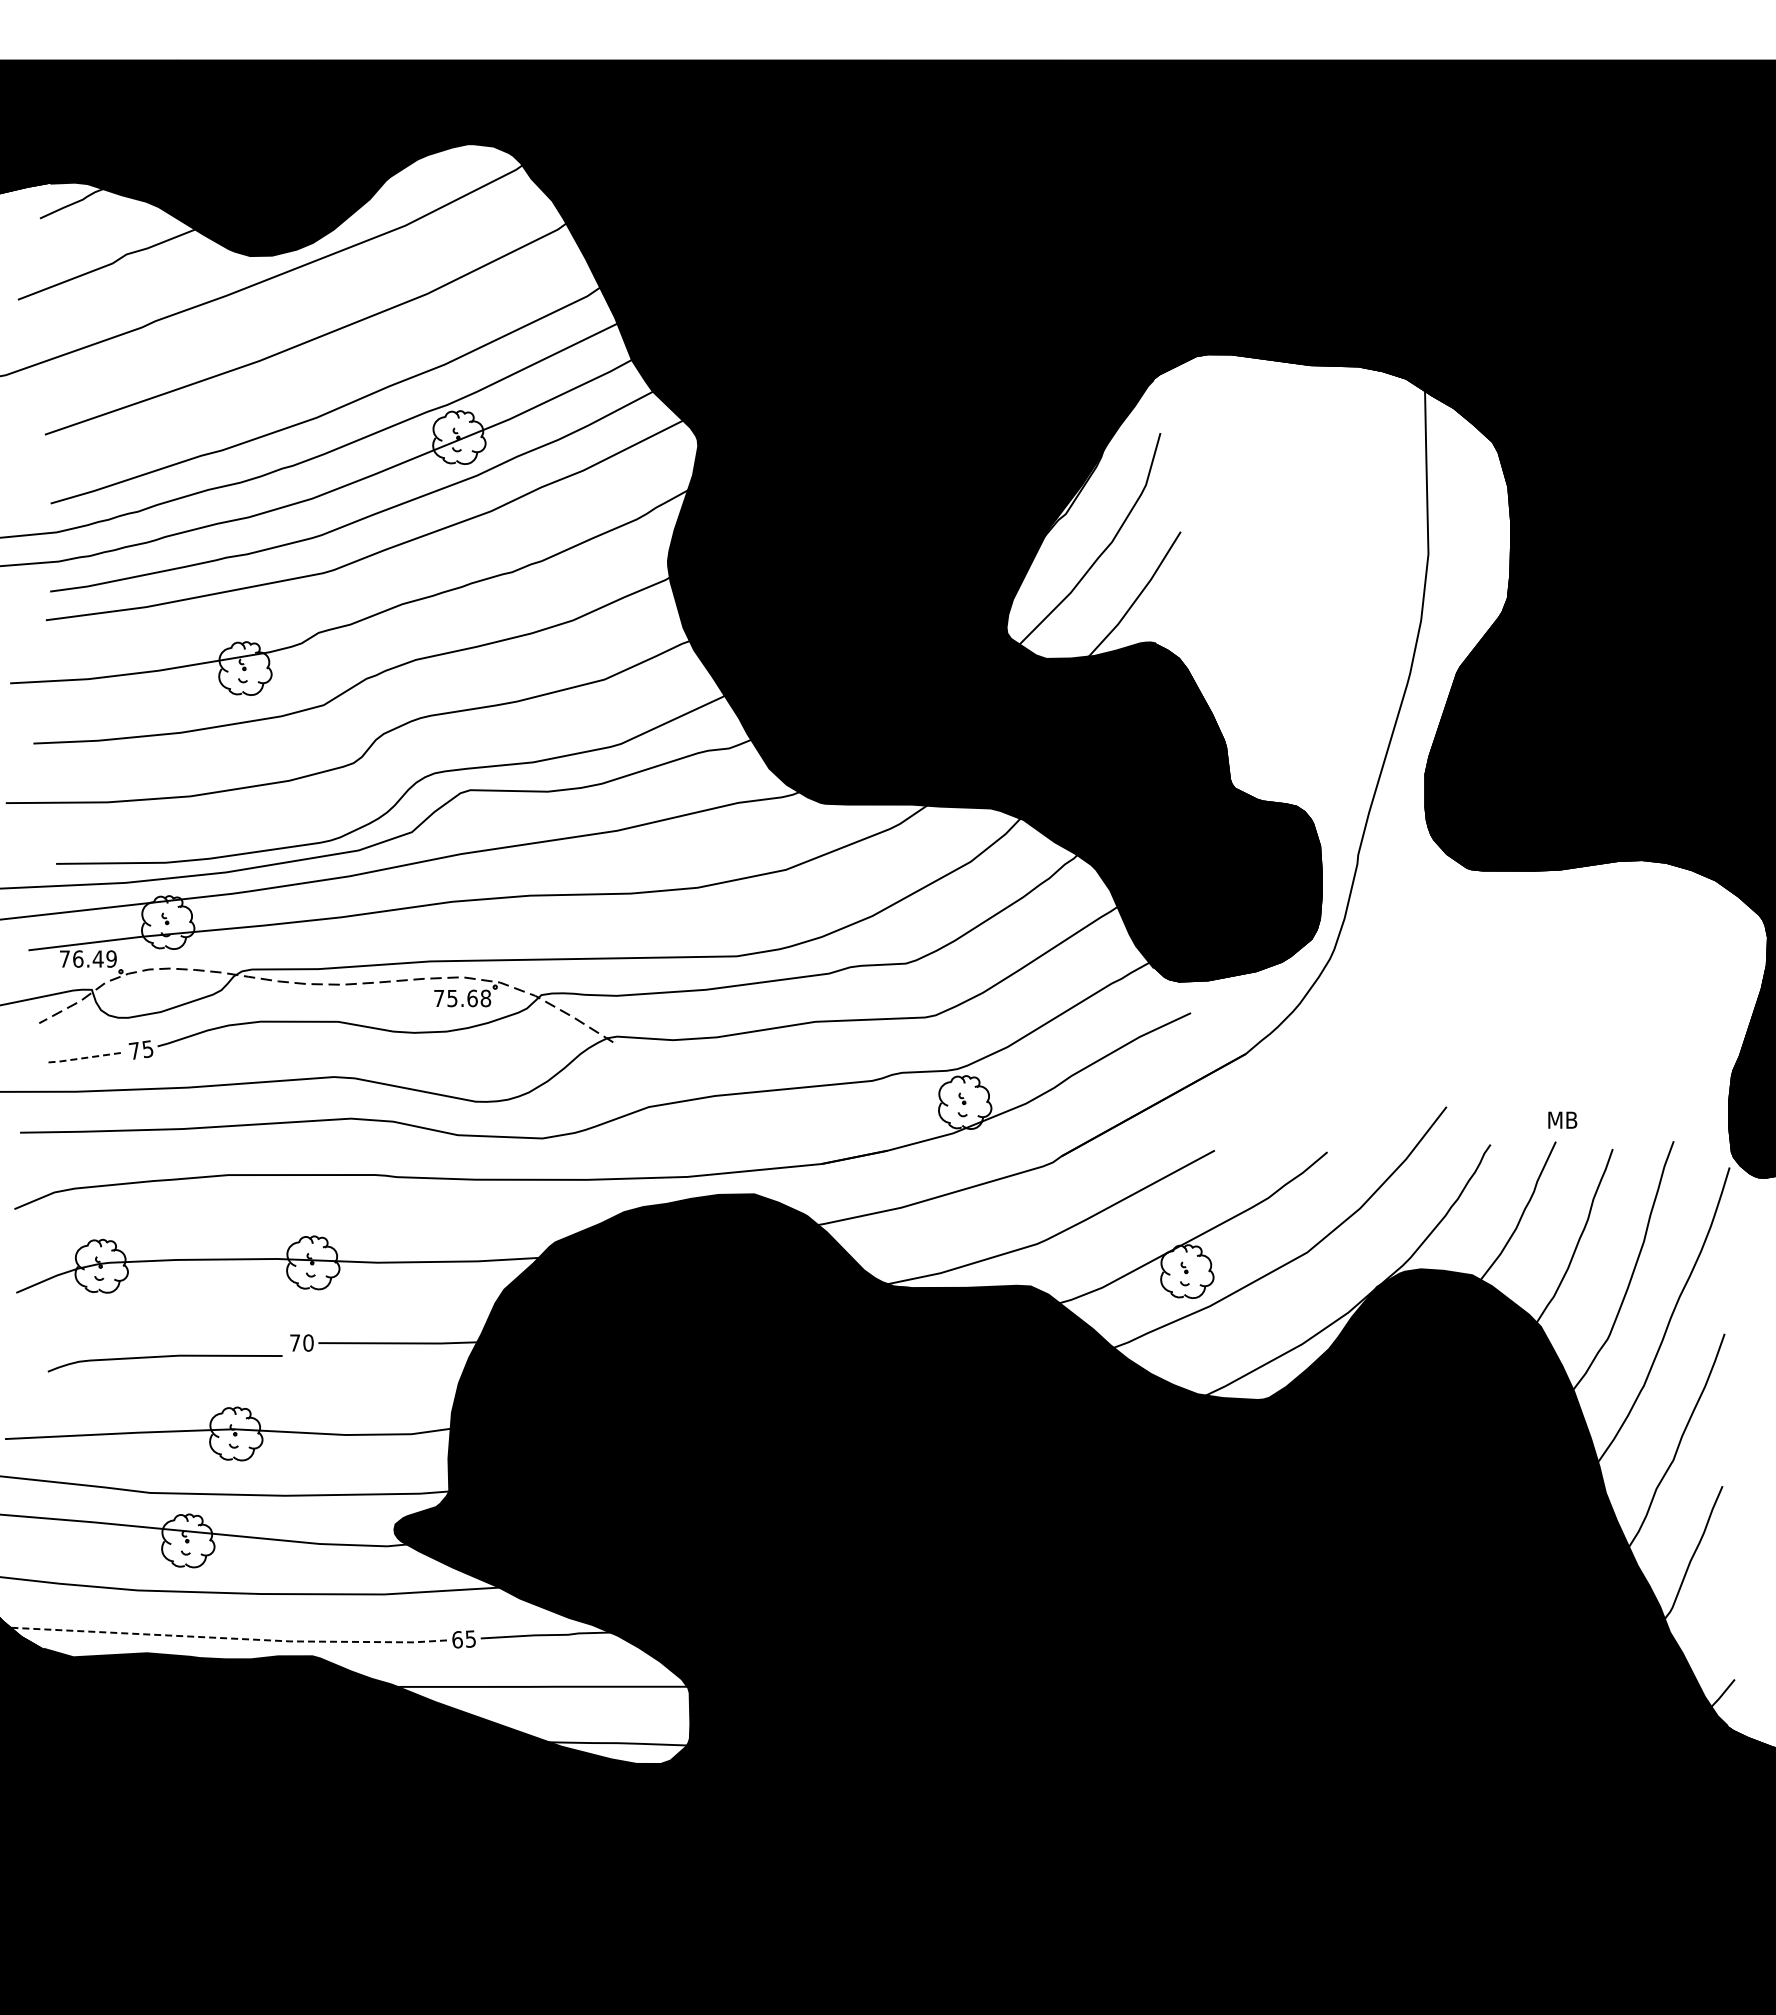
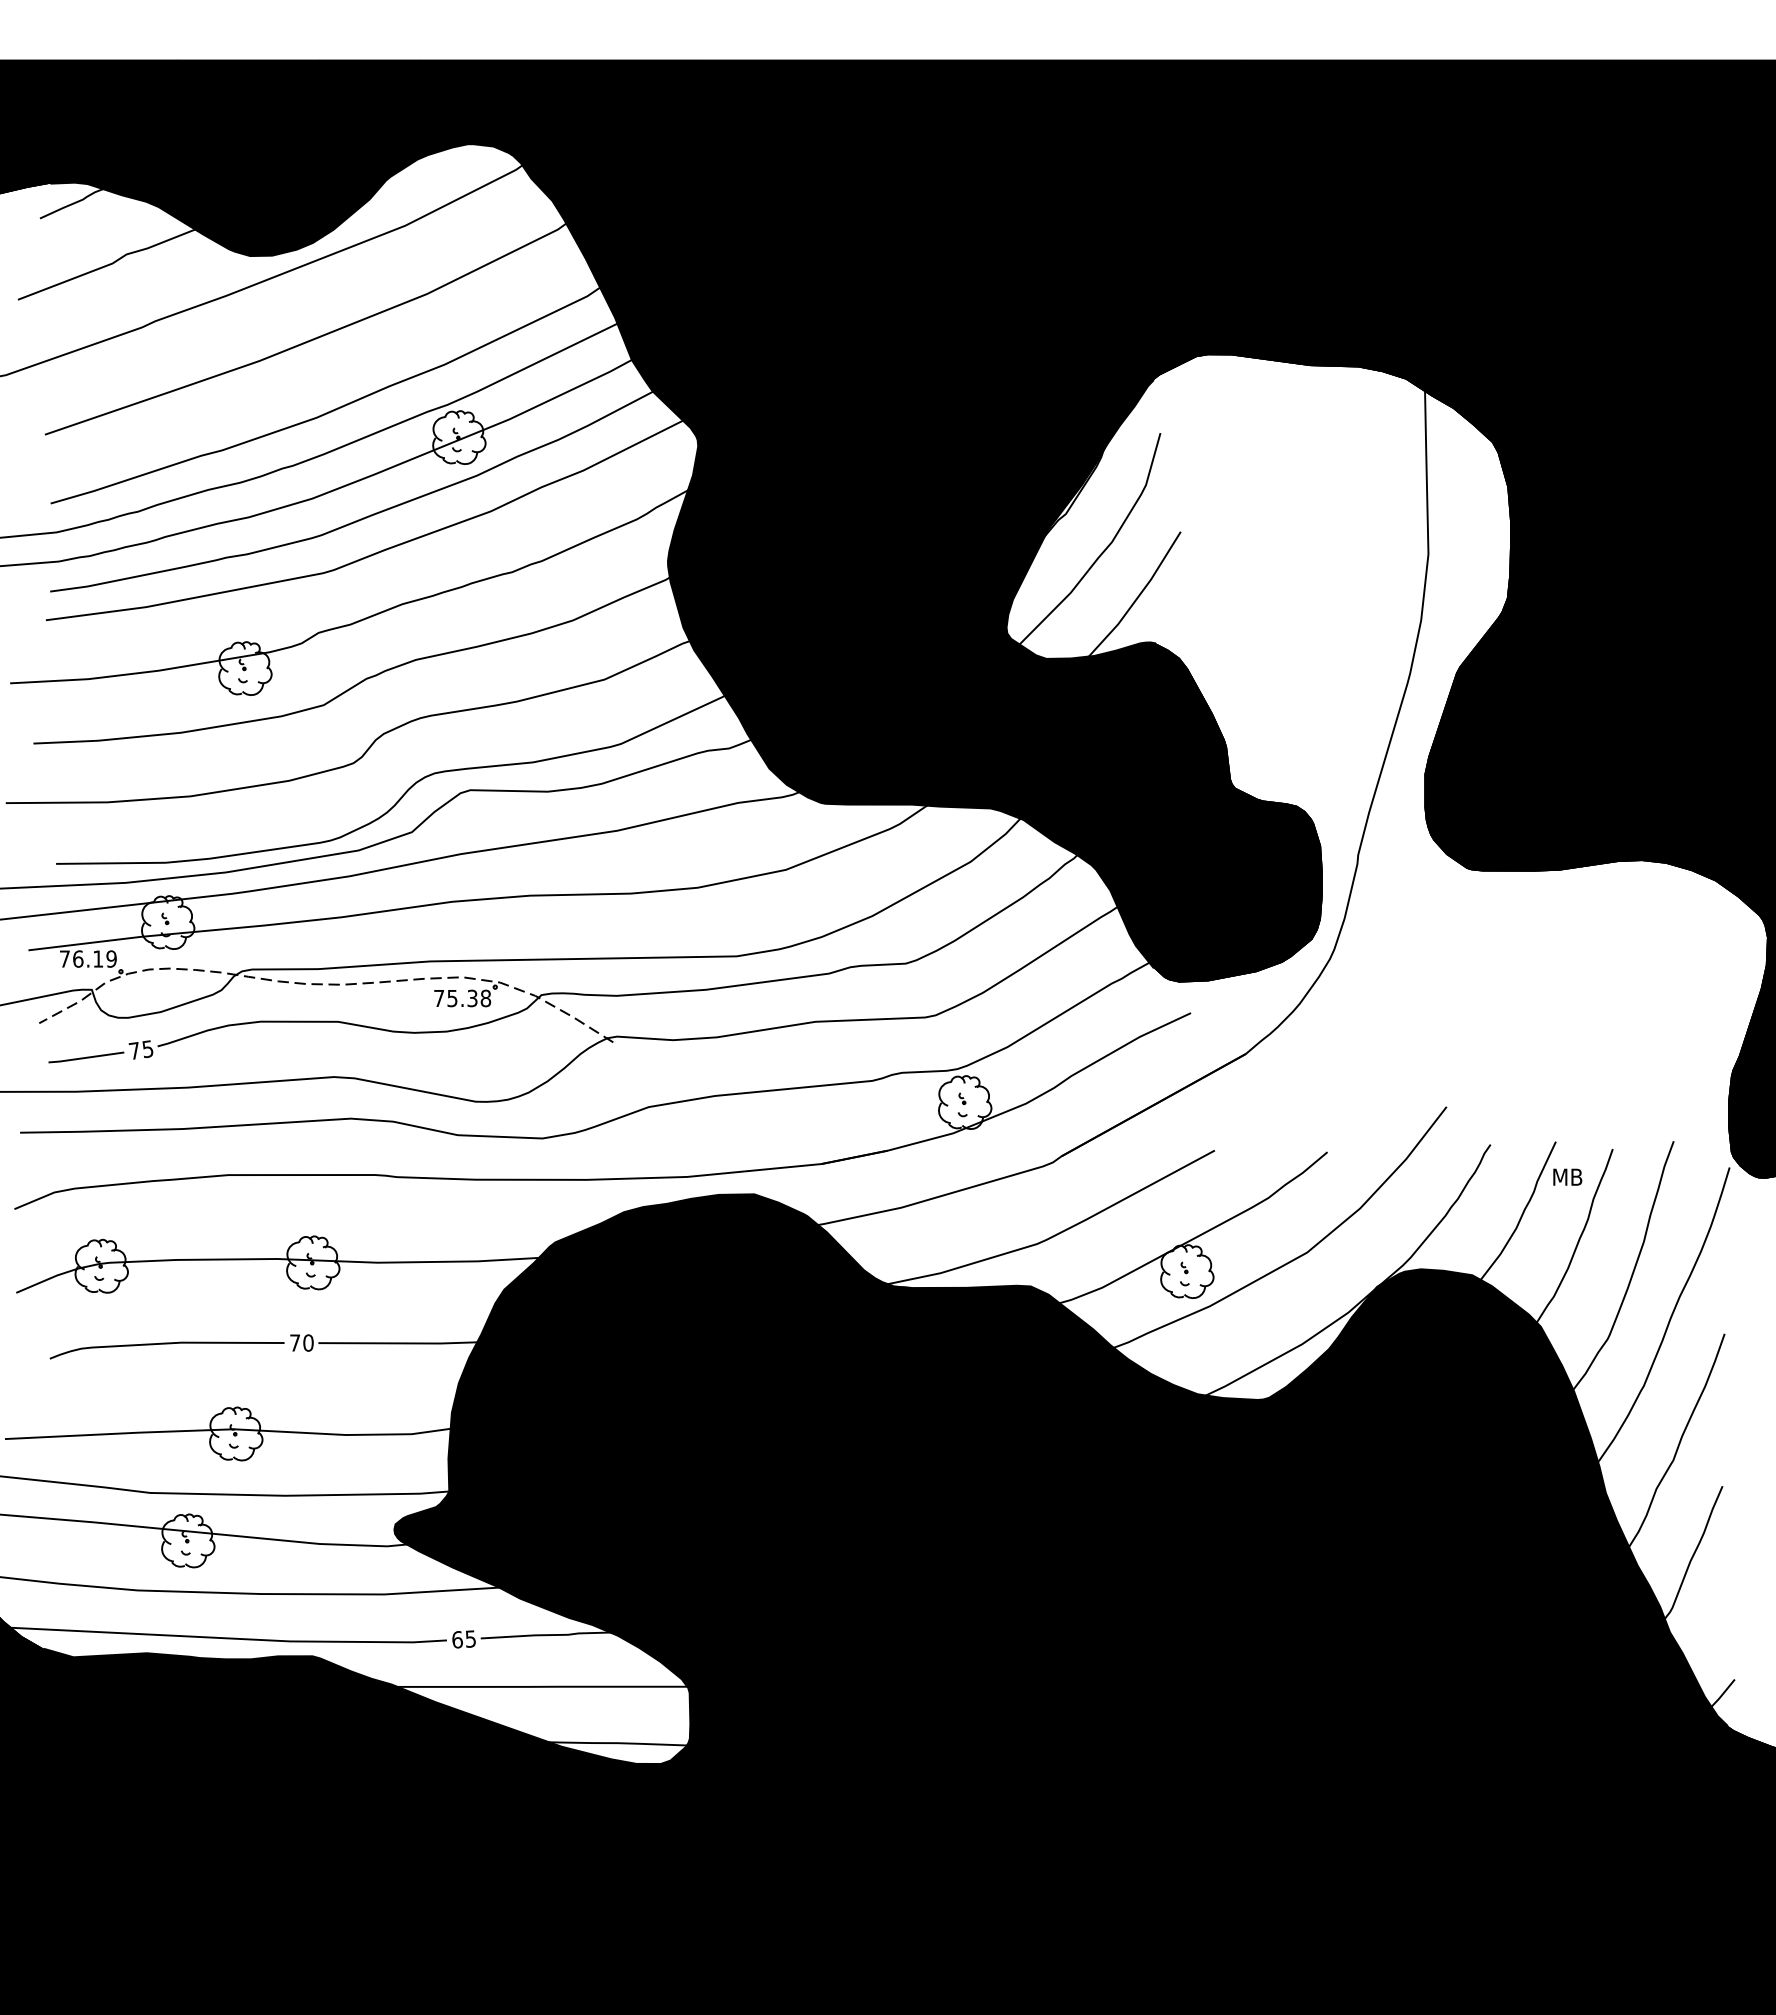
text: 76.49 -> 76.19 (97, 958)
text: 75.68 -> 75.38 (472, 998)
line: dashed -> solid (86, 1057)
text position: (1562, 1119) -> (1567, 1176) (1567, 1176)
curve position: (164, 1357) -> (166, 1344) (166, 1344)
line: dashed -> solid (225, 1638)
